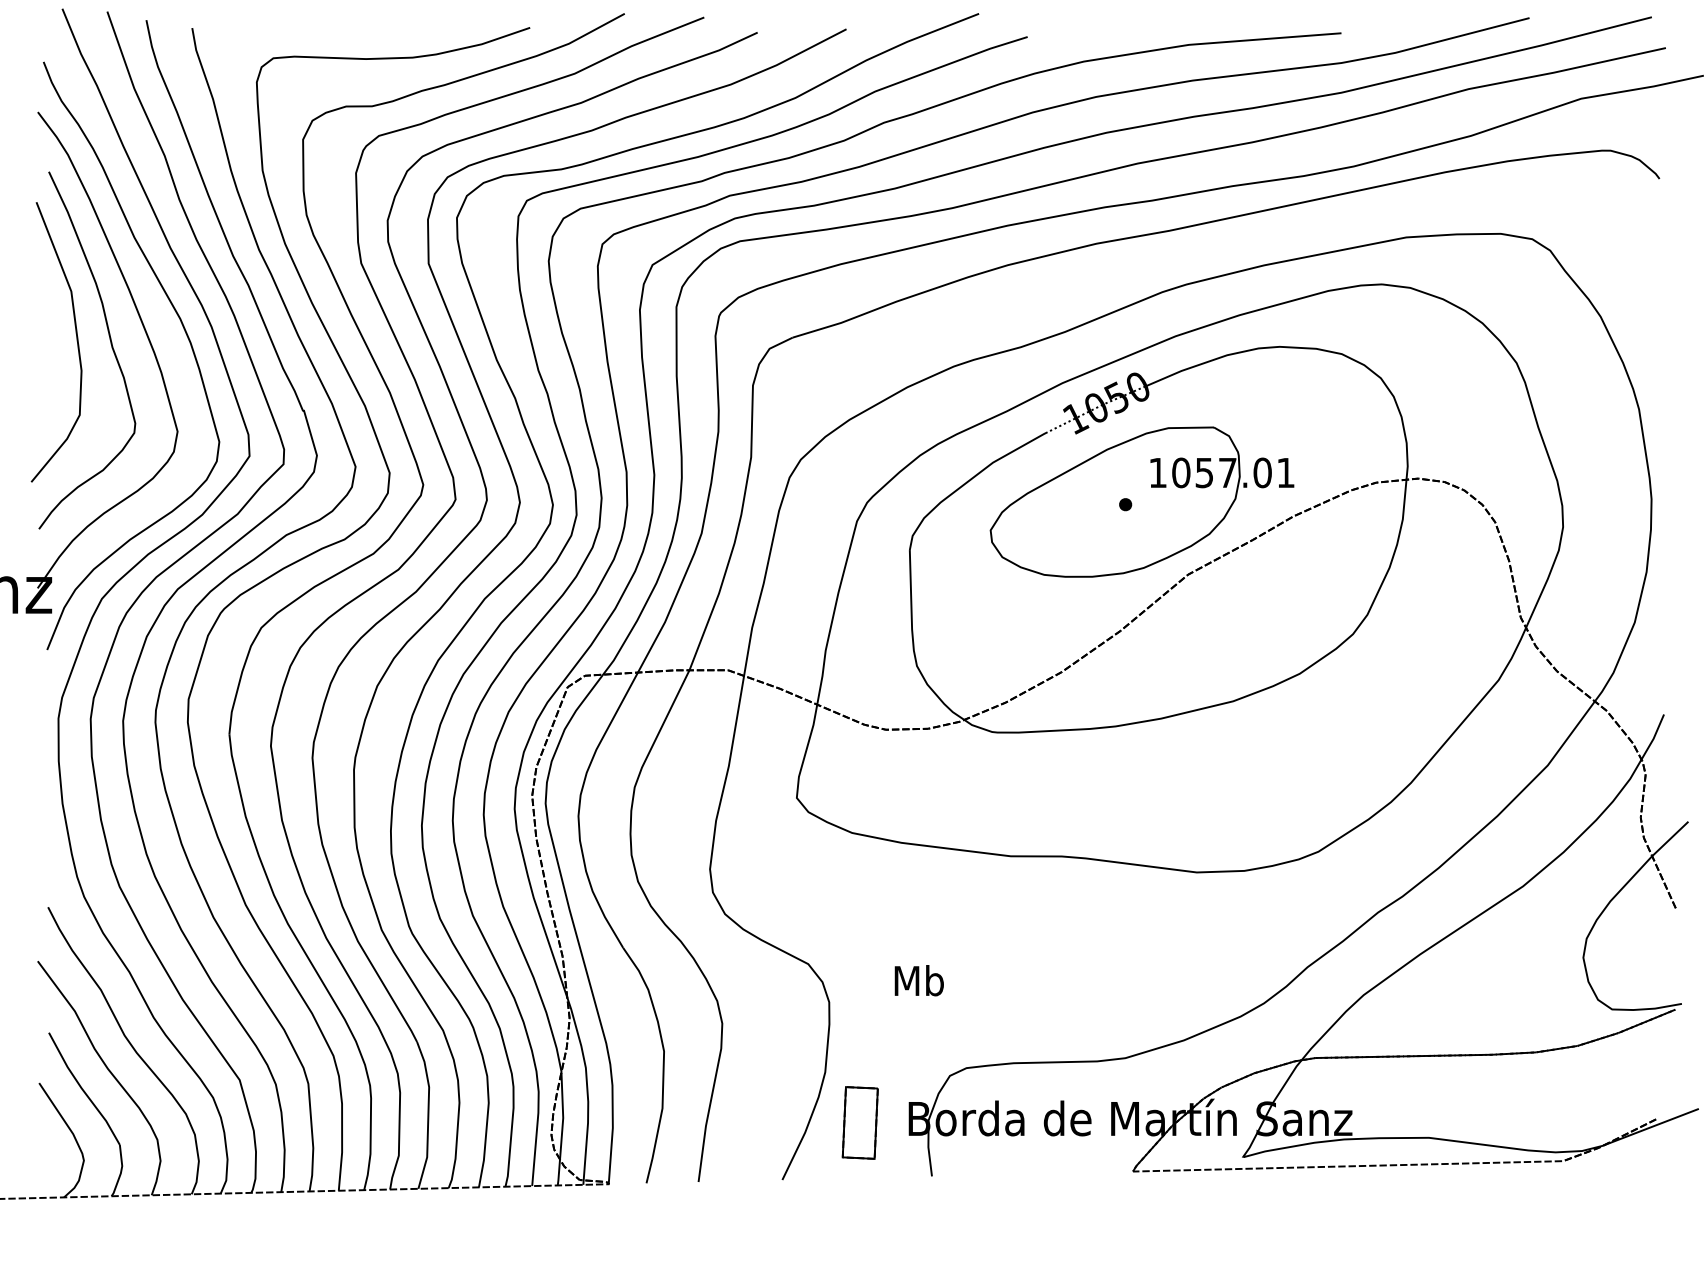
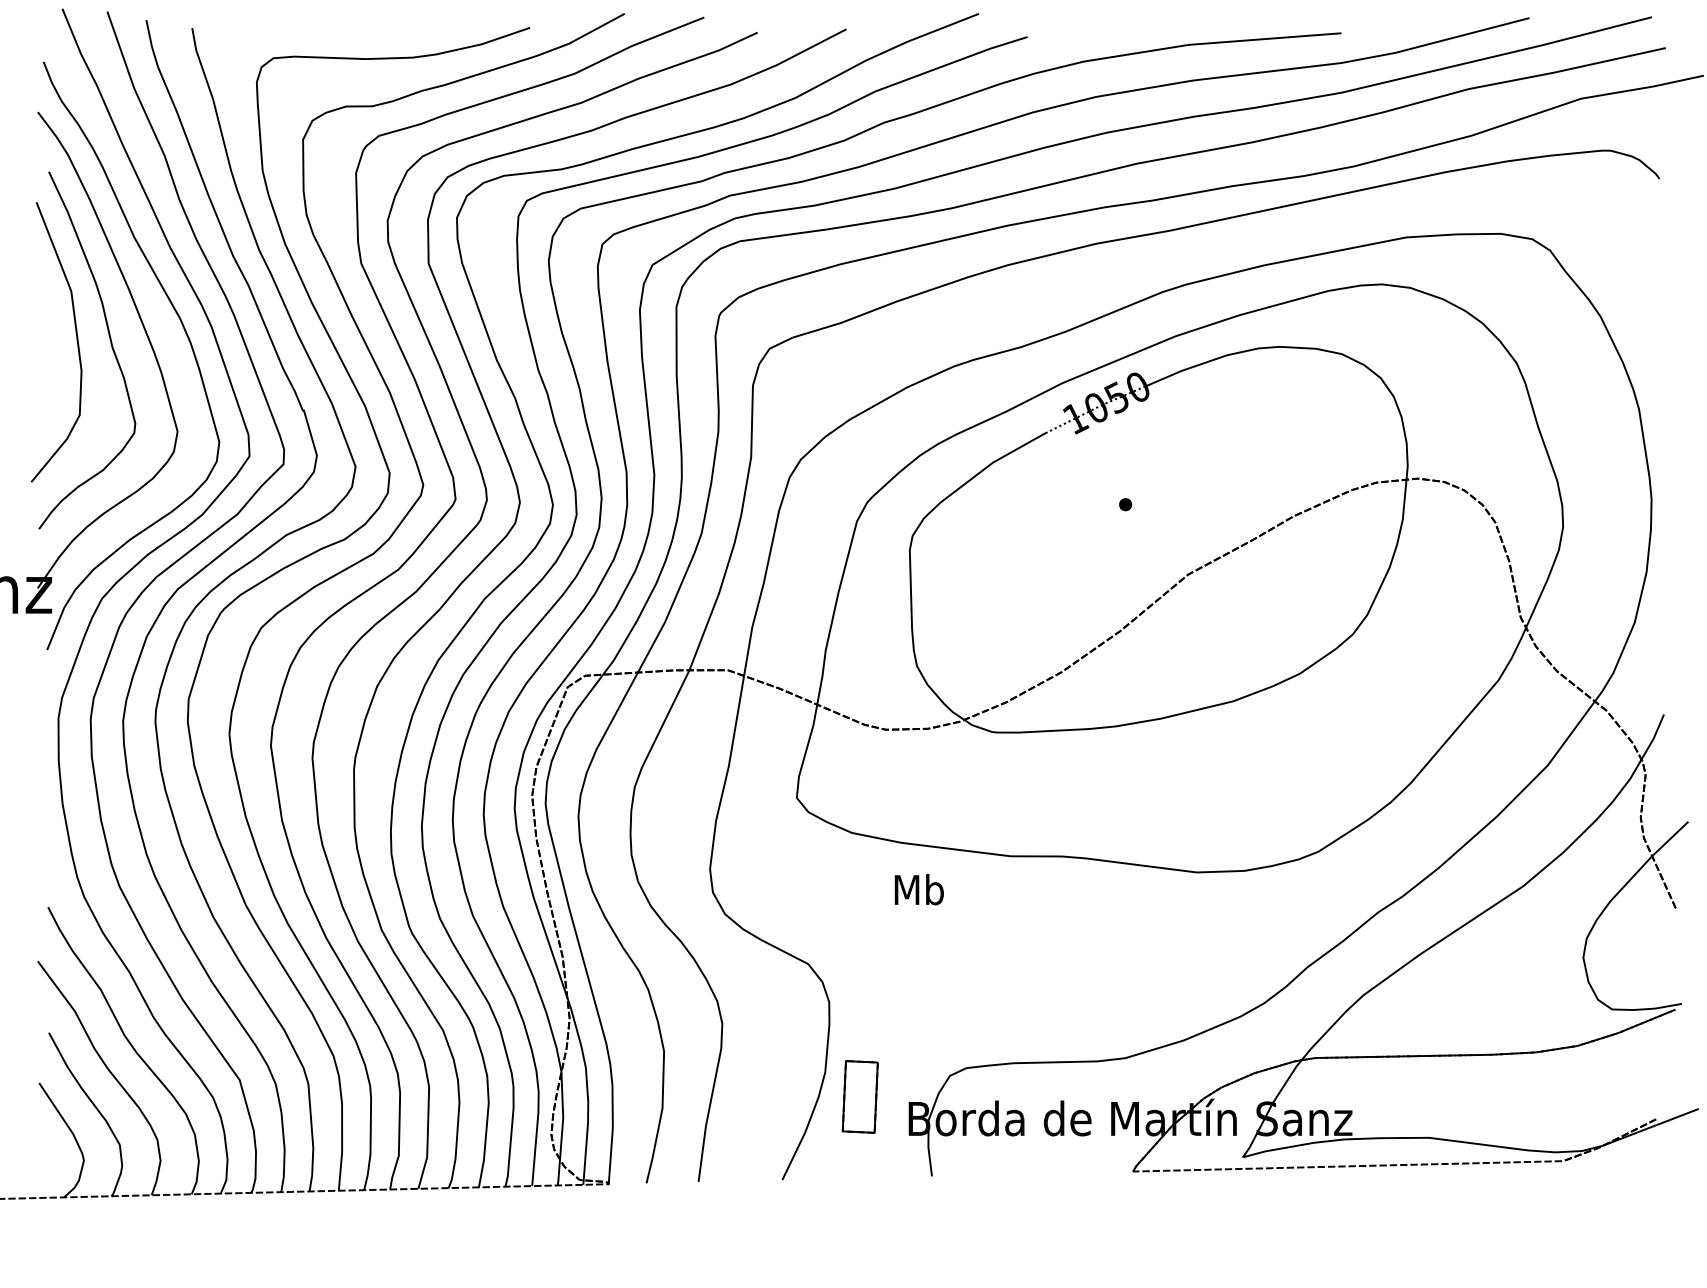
part: present -> none (1141, 501)
text position: (918, 980) -> (918, 889) (918, 889)
part position: (859, 1122) -> (859, 1096) (859, 1096)
